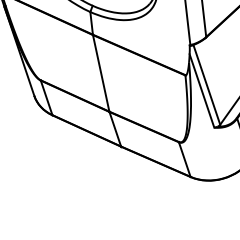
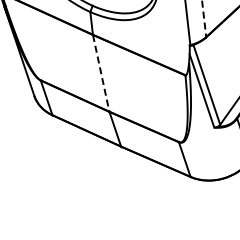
line: solid -> dashed (204, 19)
line: solid -> dashed (101, 73)
